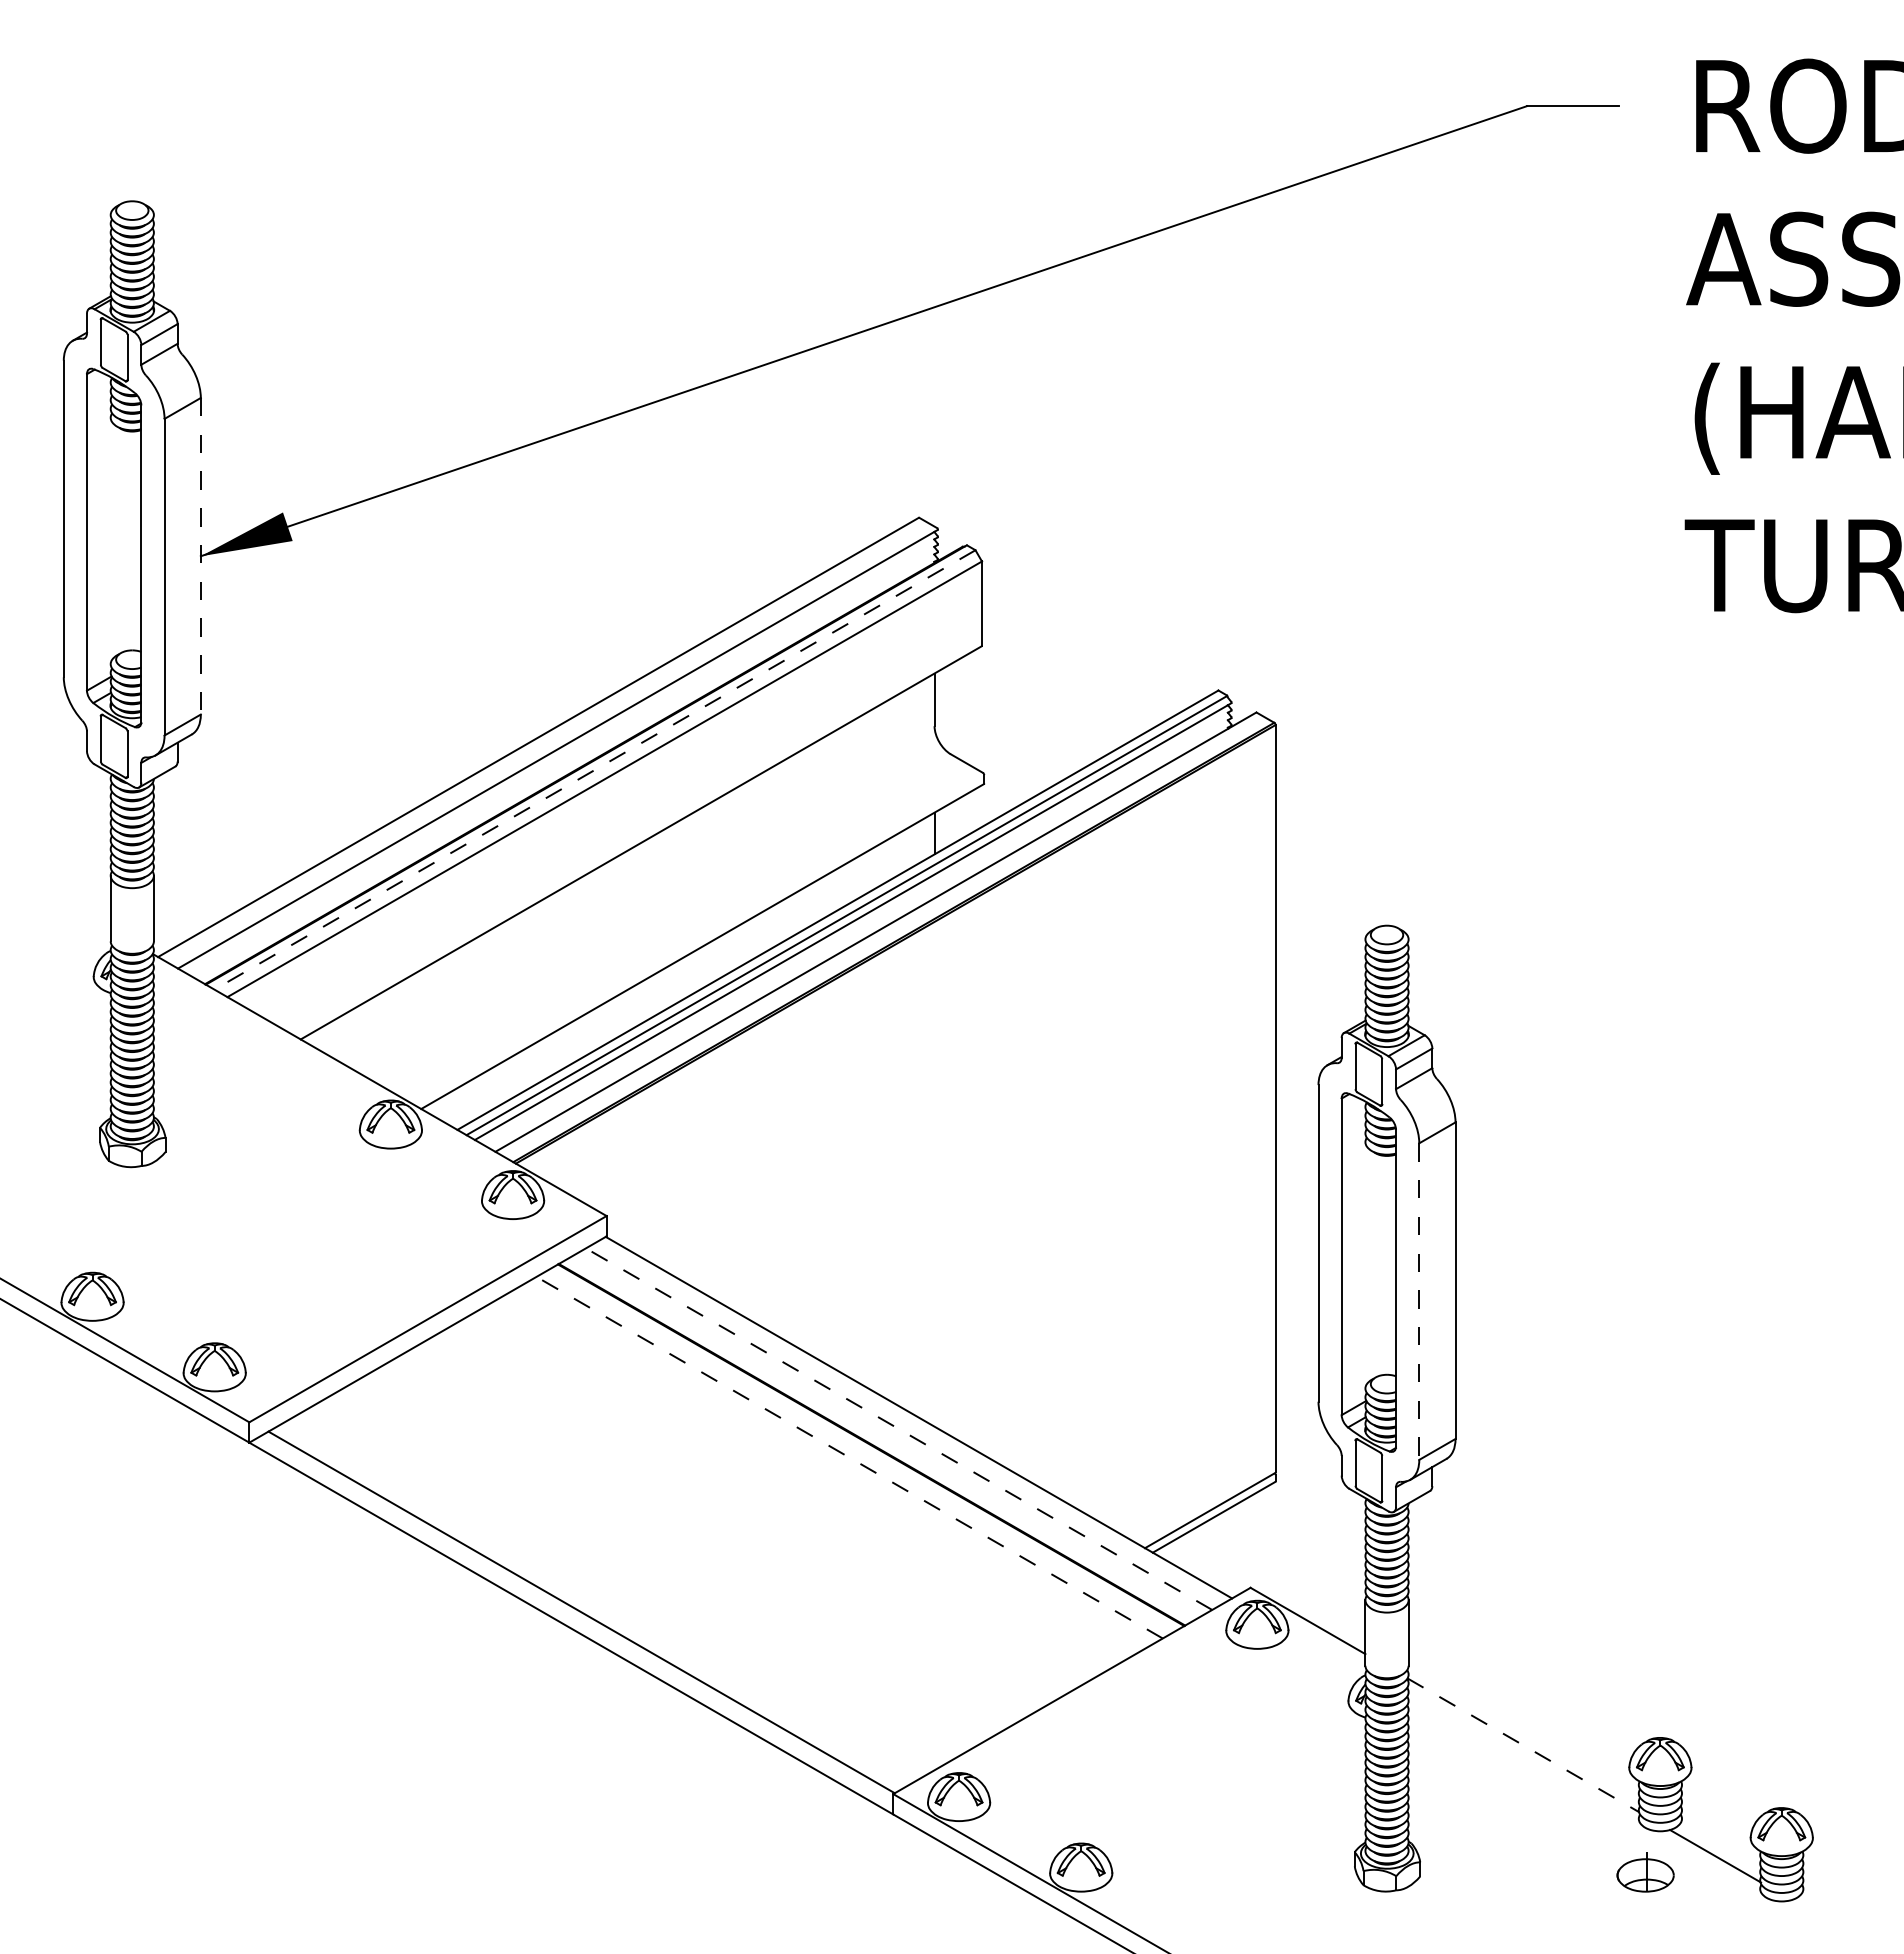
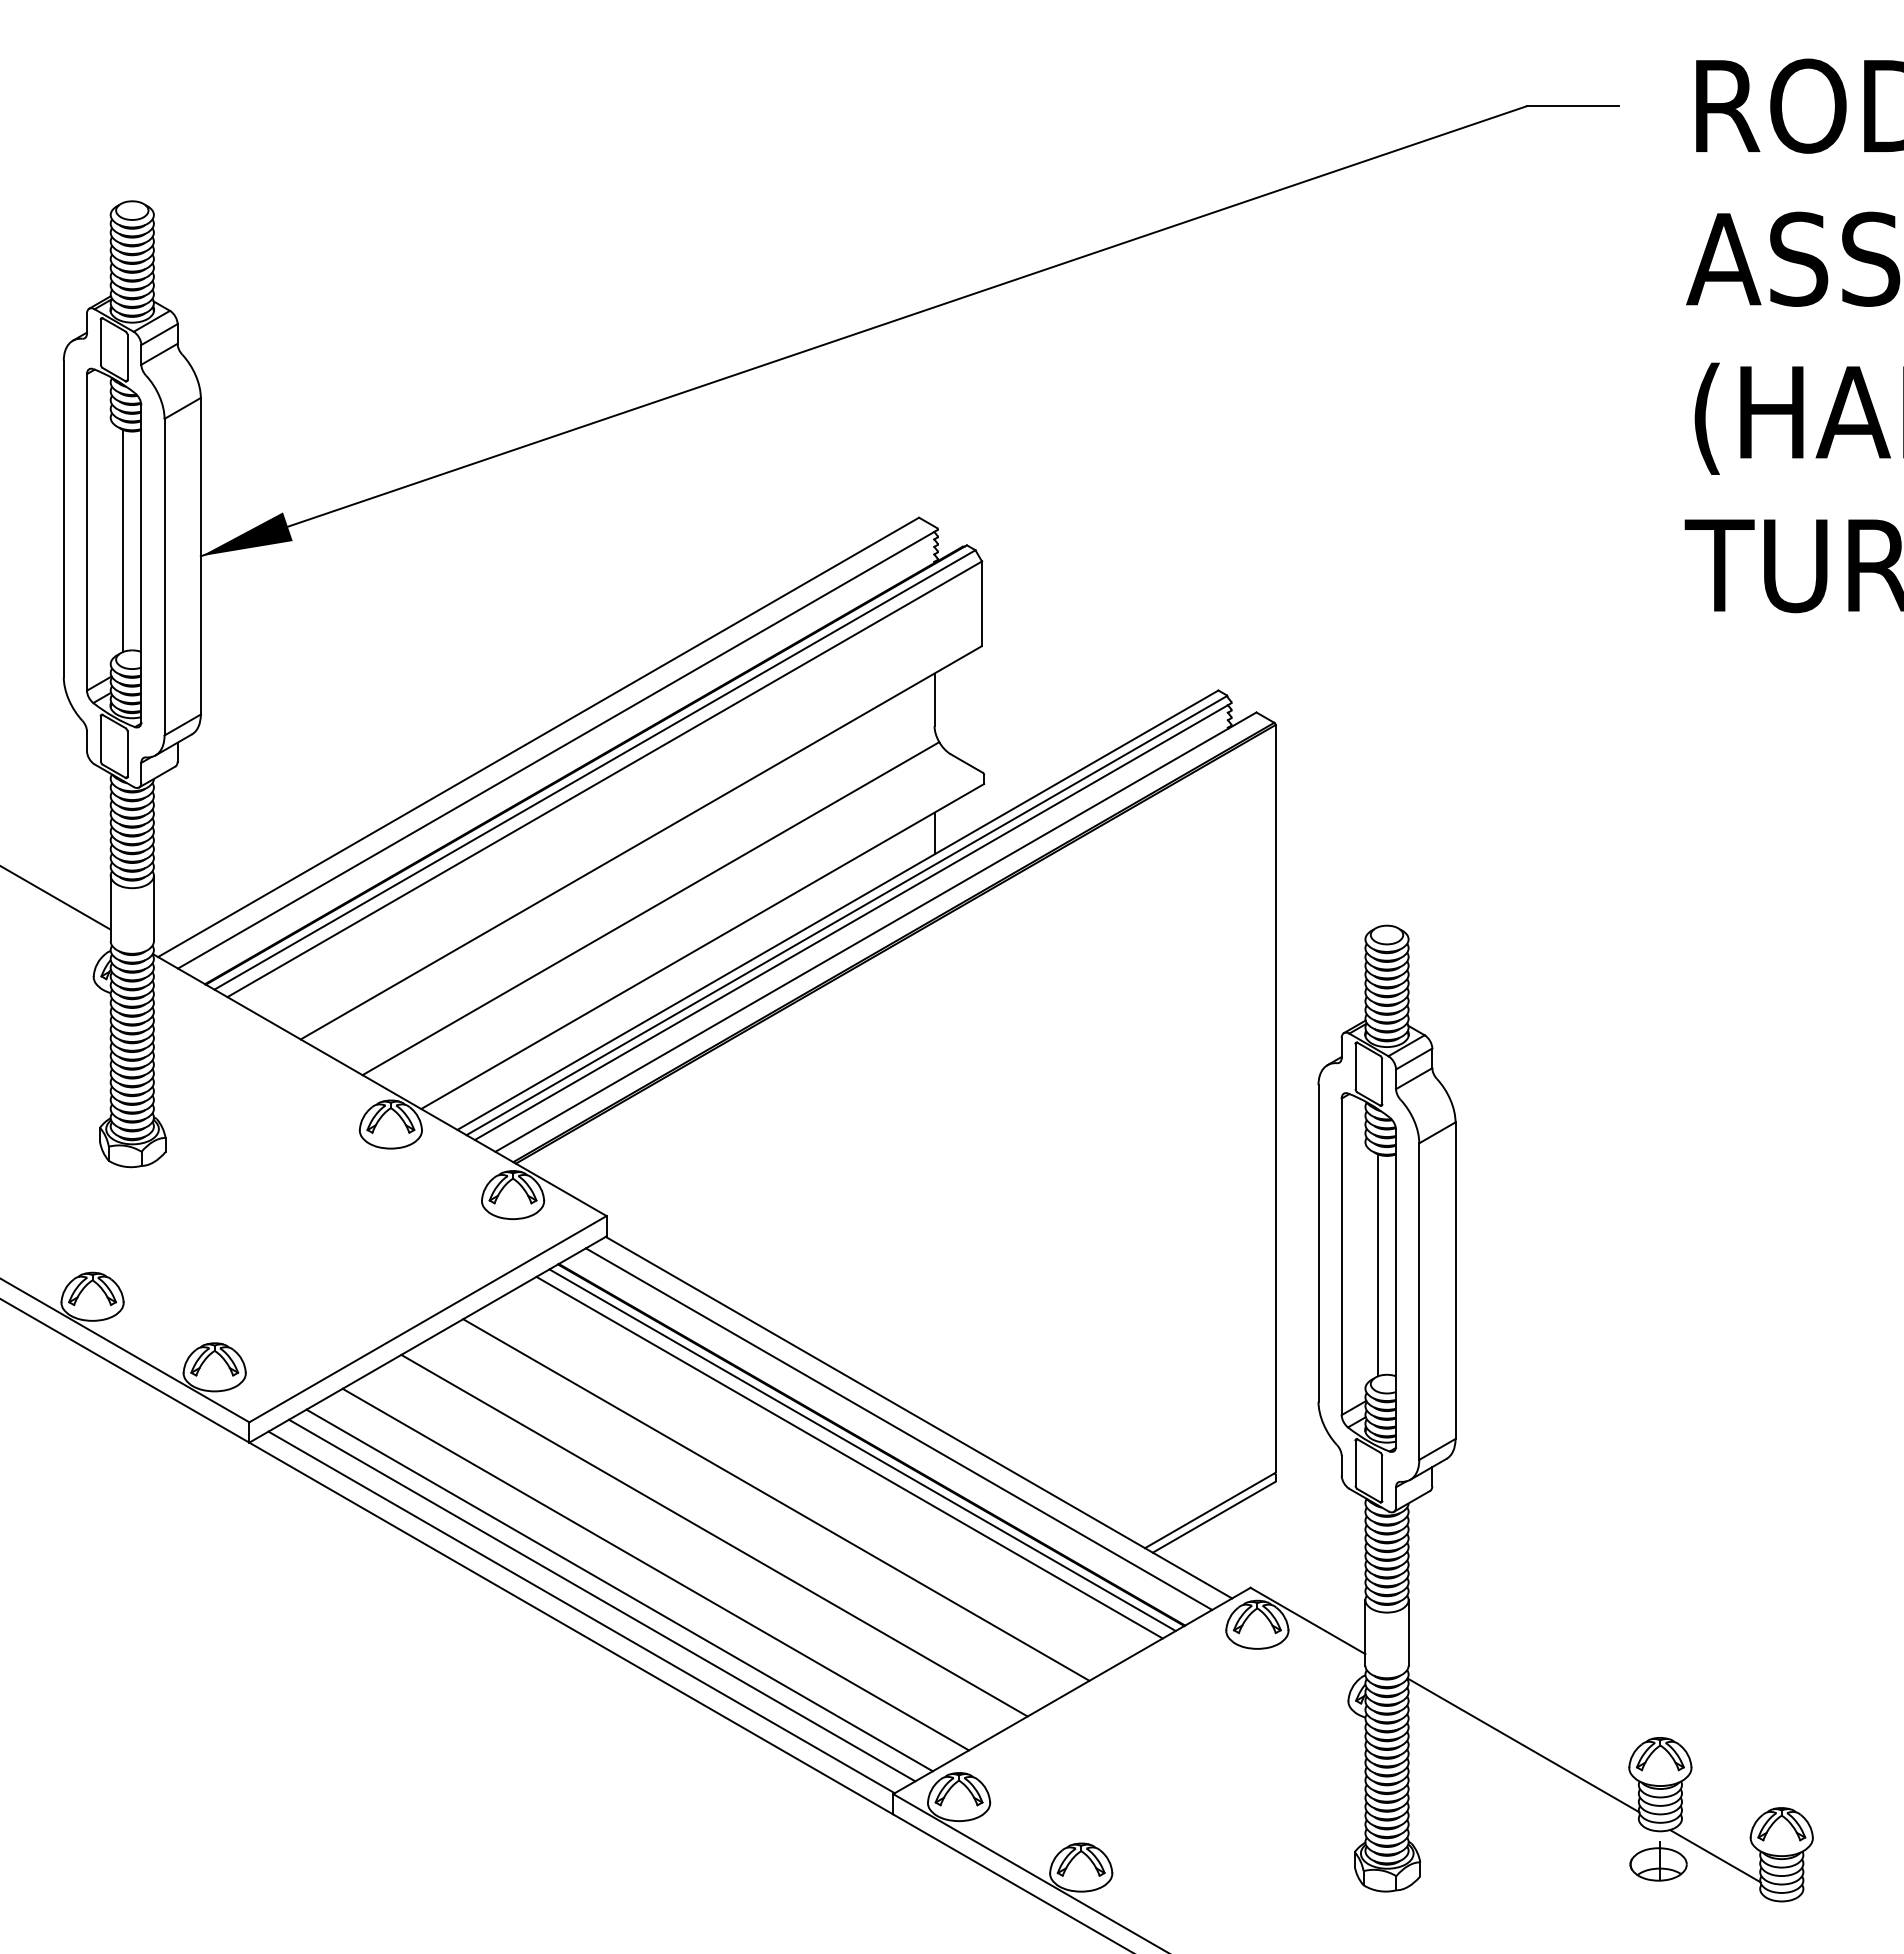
line: none -> present (123, 540)
line: dashed -> solid (200, 556)
line: dashed -> solid (594, 770)
line: none -> present (56, 898)
line: none -> present (650, 908)
line: none -> present (1377, 1265)
line: dashed -> solid (1419, 1302)
line: dashed -> solid (899, 1429)
line: none -> present (862, 1450)
line: dashed -> solid (849, 1457)
line: none -> present (776, 1499)
line: none -> present (714, 1535)
line: none -> present (655, 1569)
line: none -> present (619, 1590)
line: none -> present (602, 1600)
line: dashed -> solid (1523, 1745)
part position: (1645, 1872) -> (1658, 1861) (1658, 1861)
